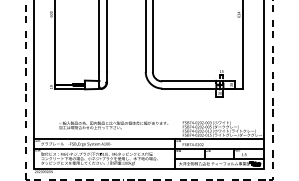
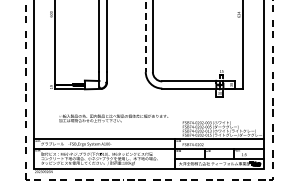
line: solid -> dashed (145, 36)
text position: (113, 125) -> (113, 118) (113, 118)
